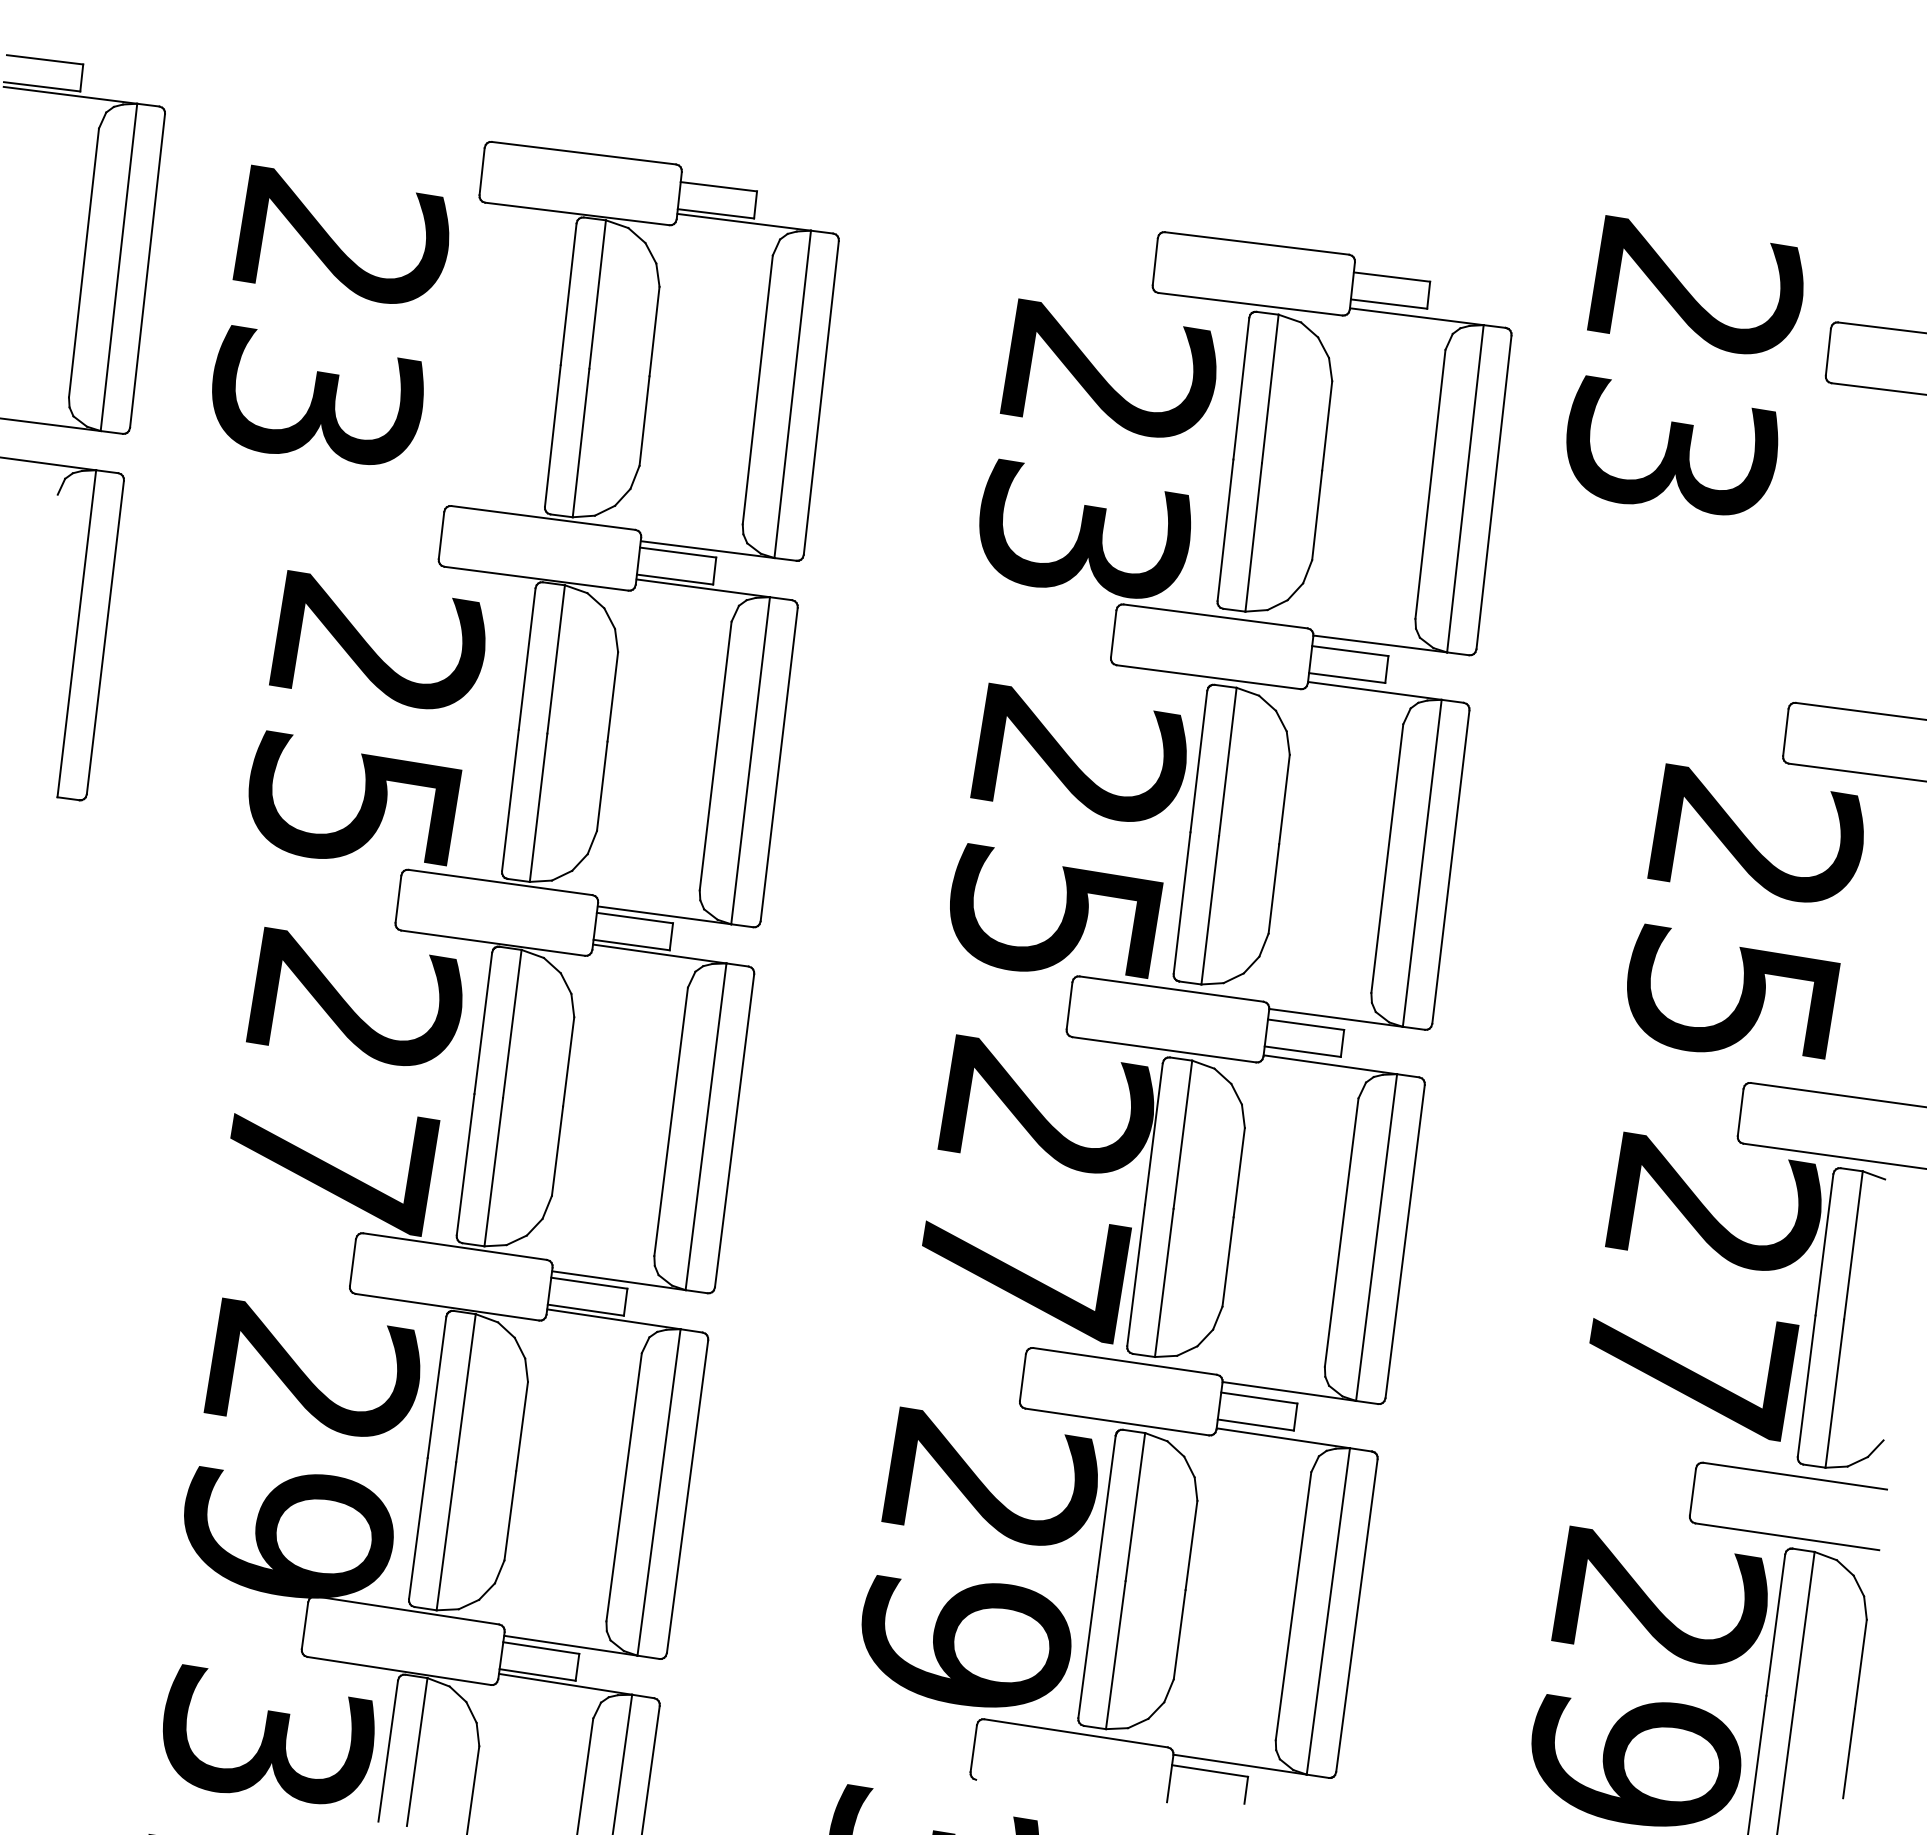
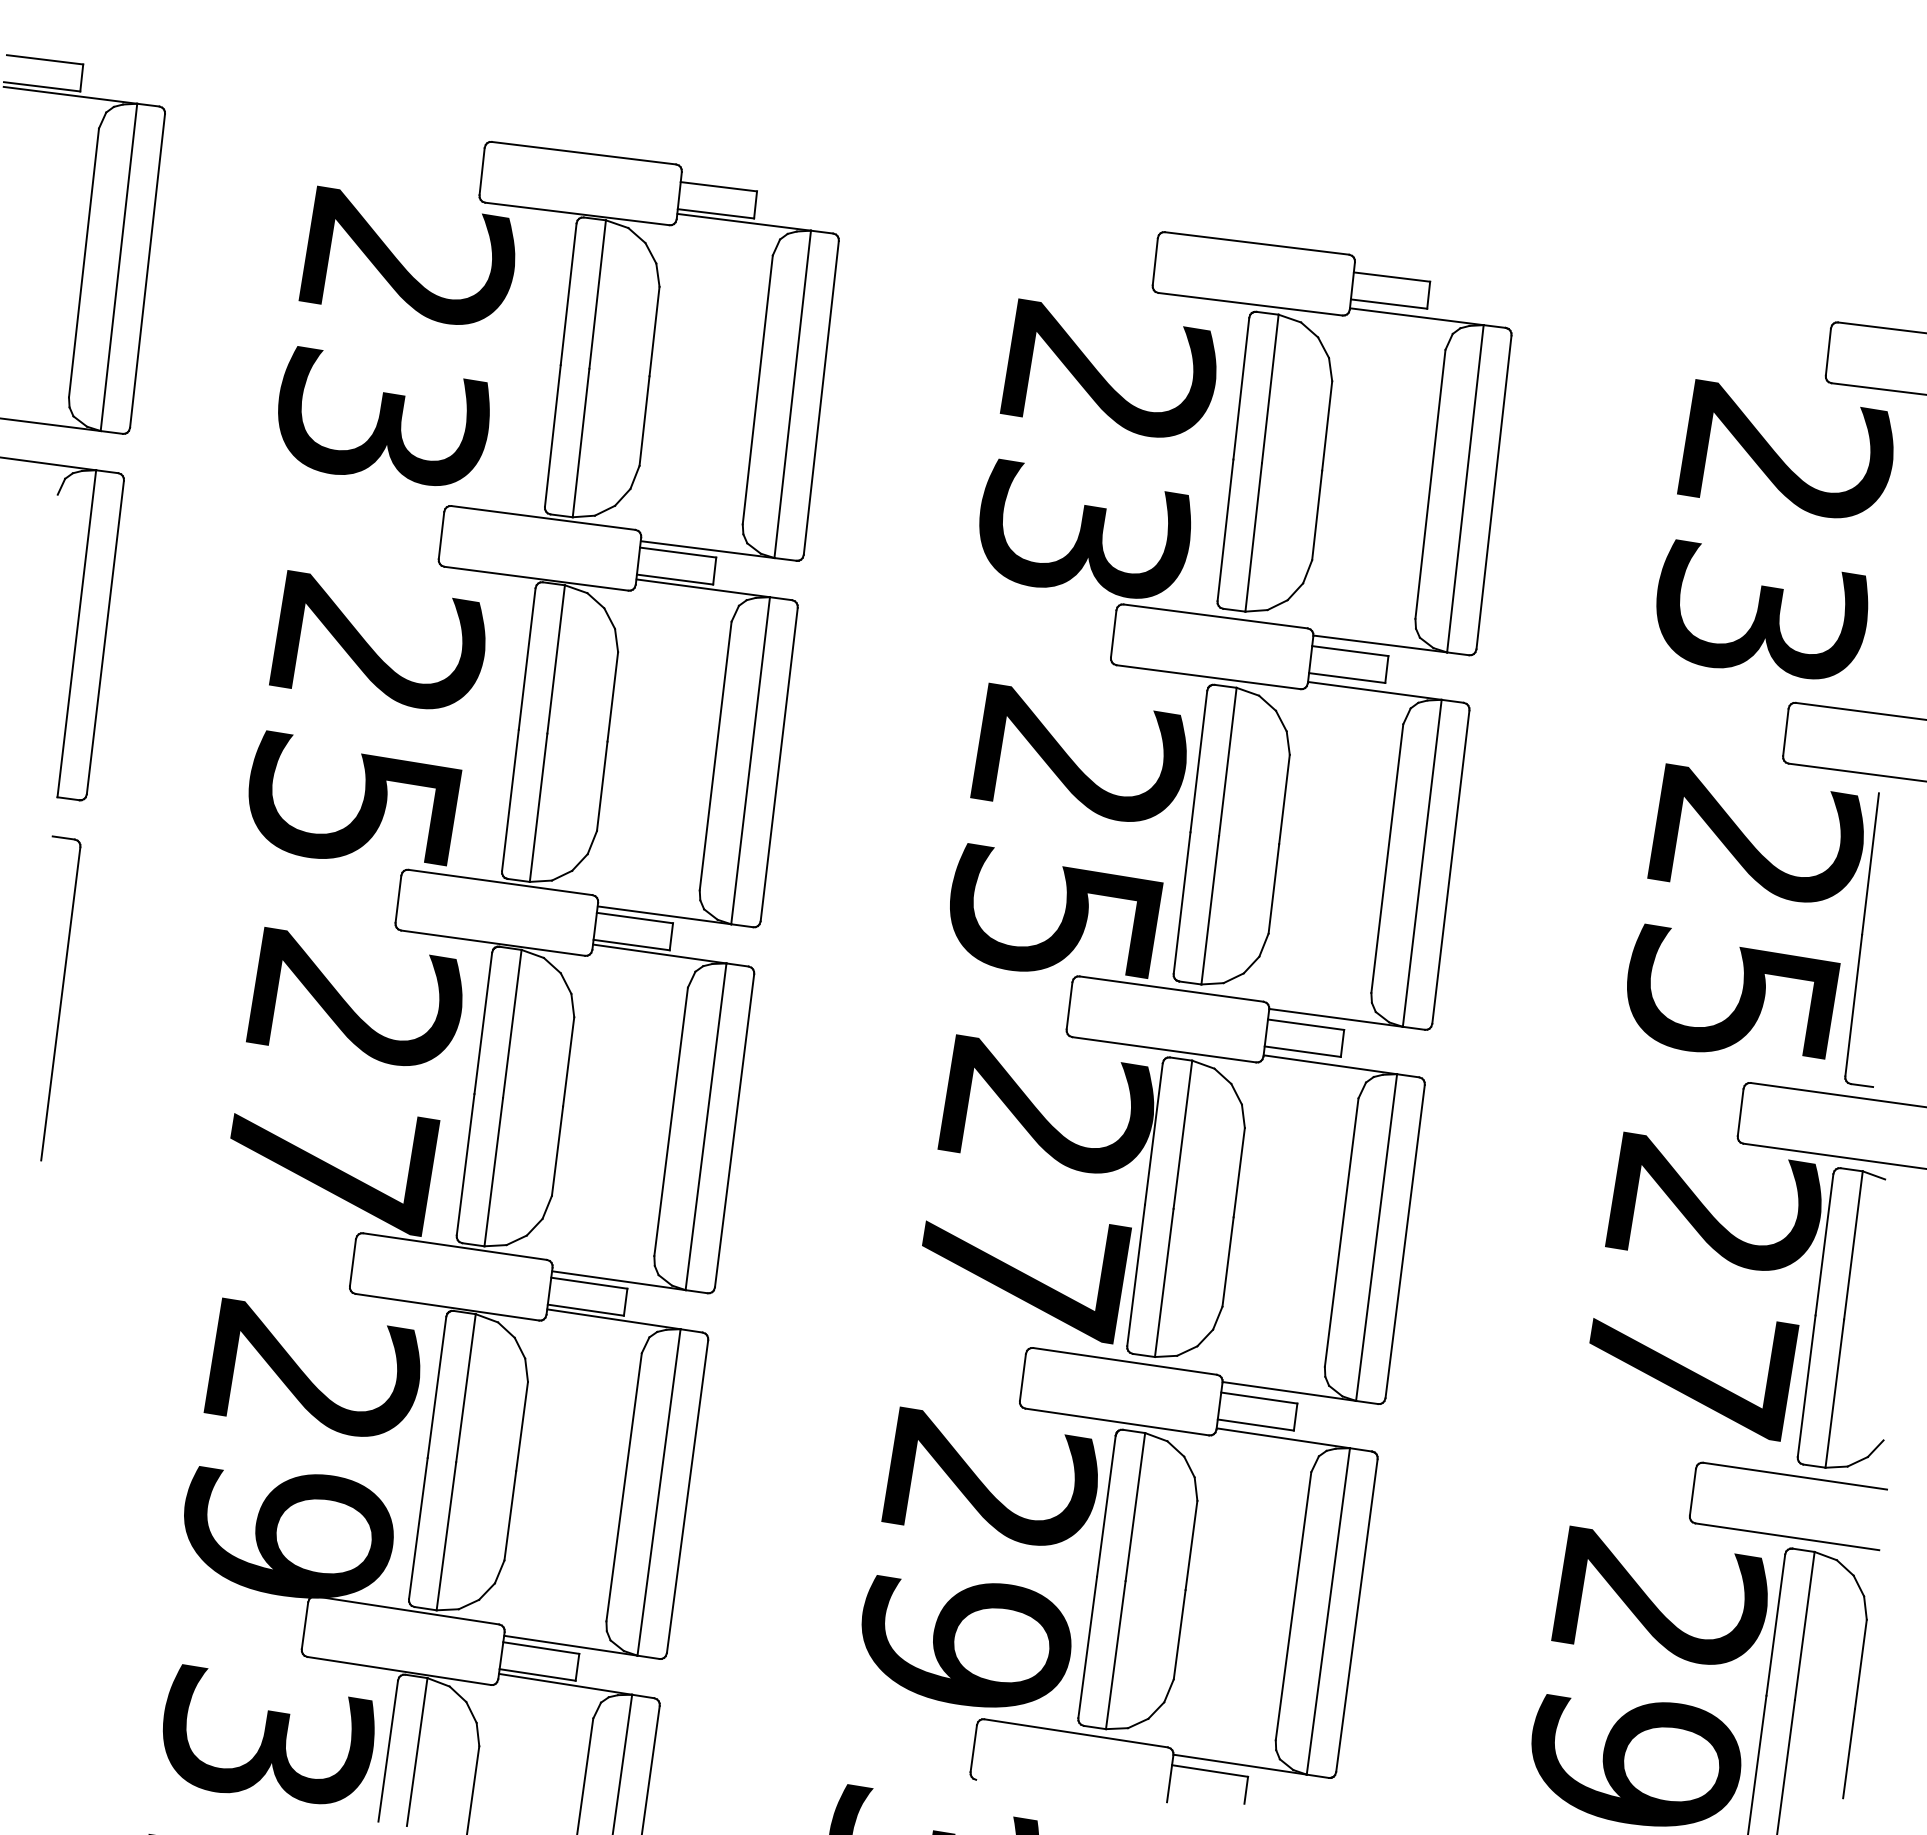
text position: (330, 314) -> (396, 335) (396, 335)
text position: (1684, 365) -> (1774, 529) (1774, 529)
part: none -> present (1861, 939)
part: none -> present (60, 998)
